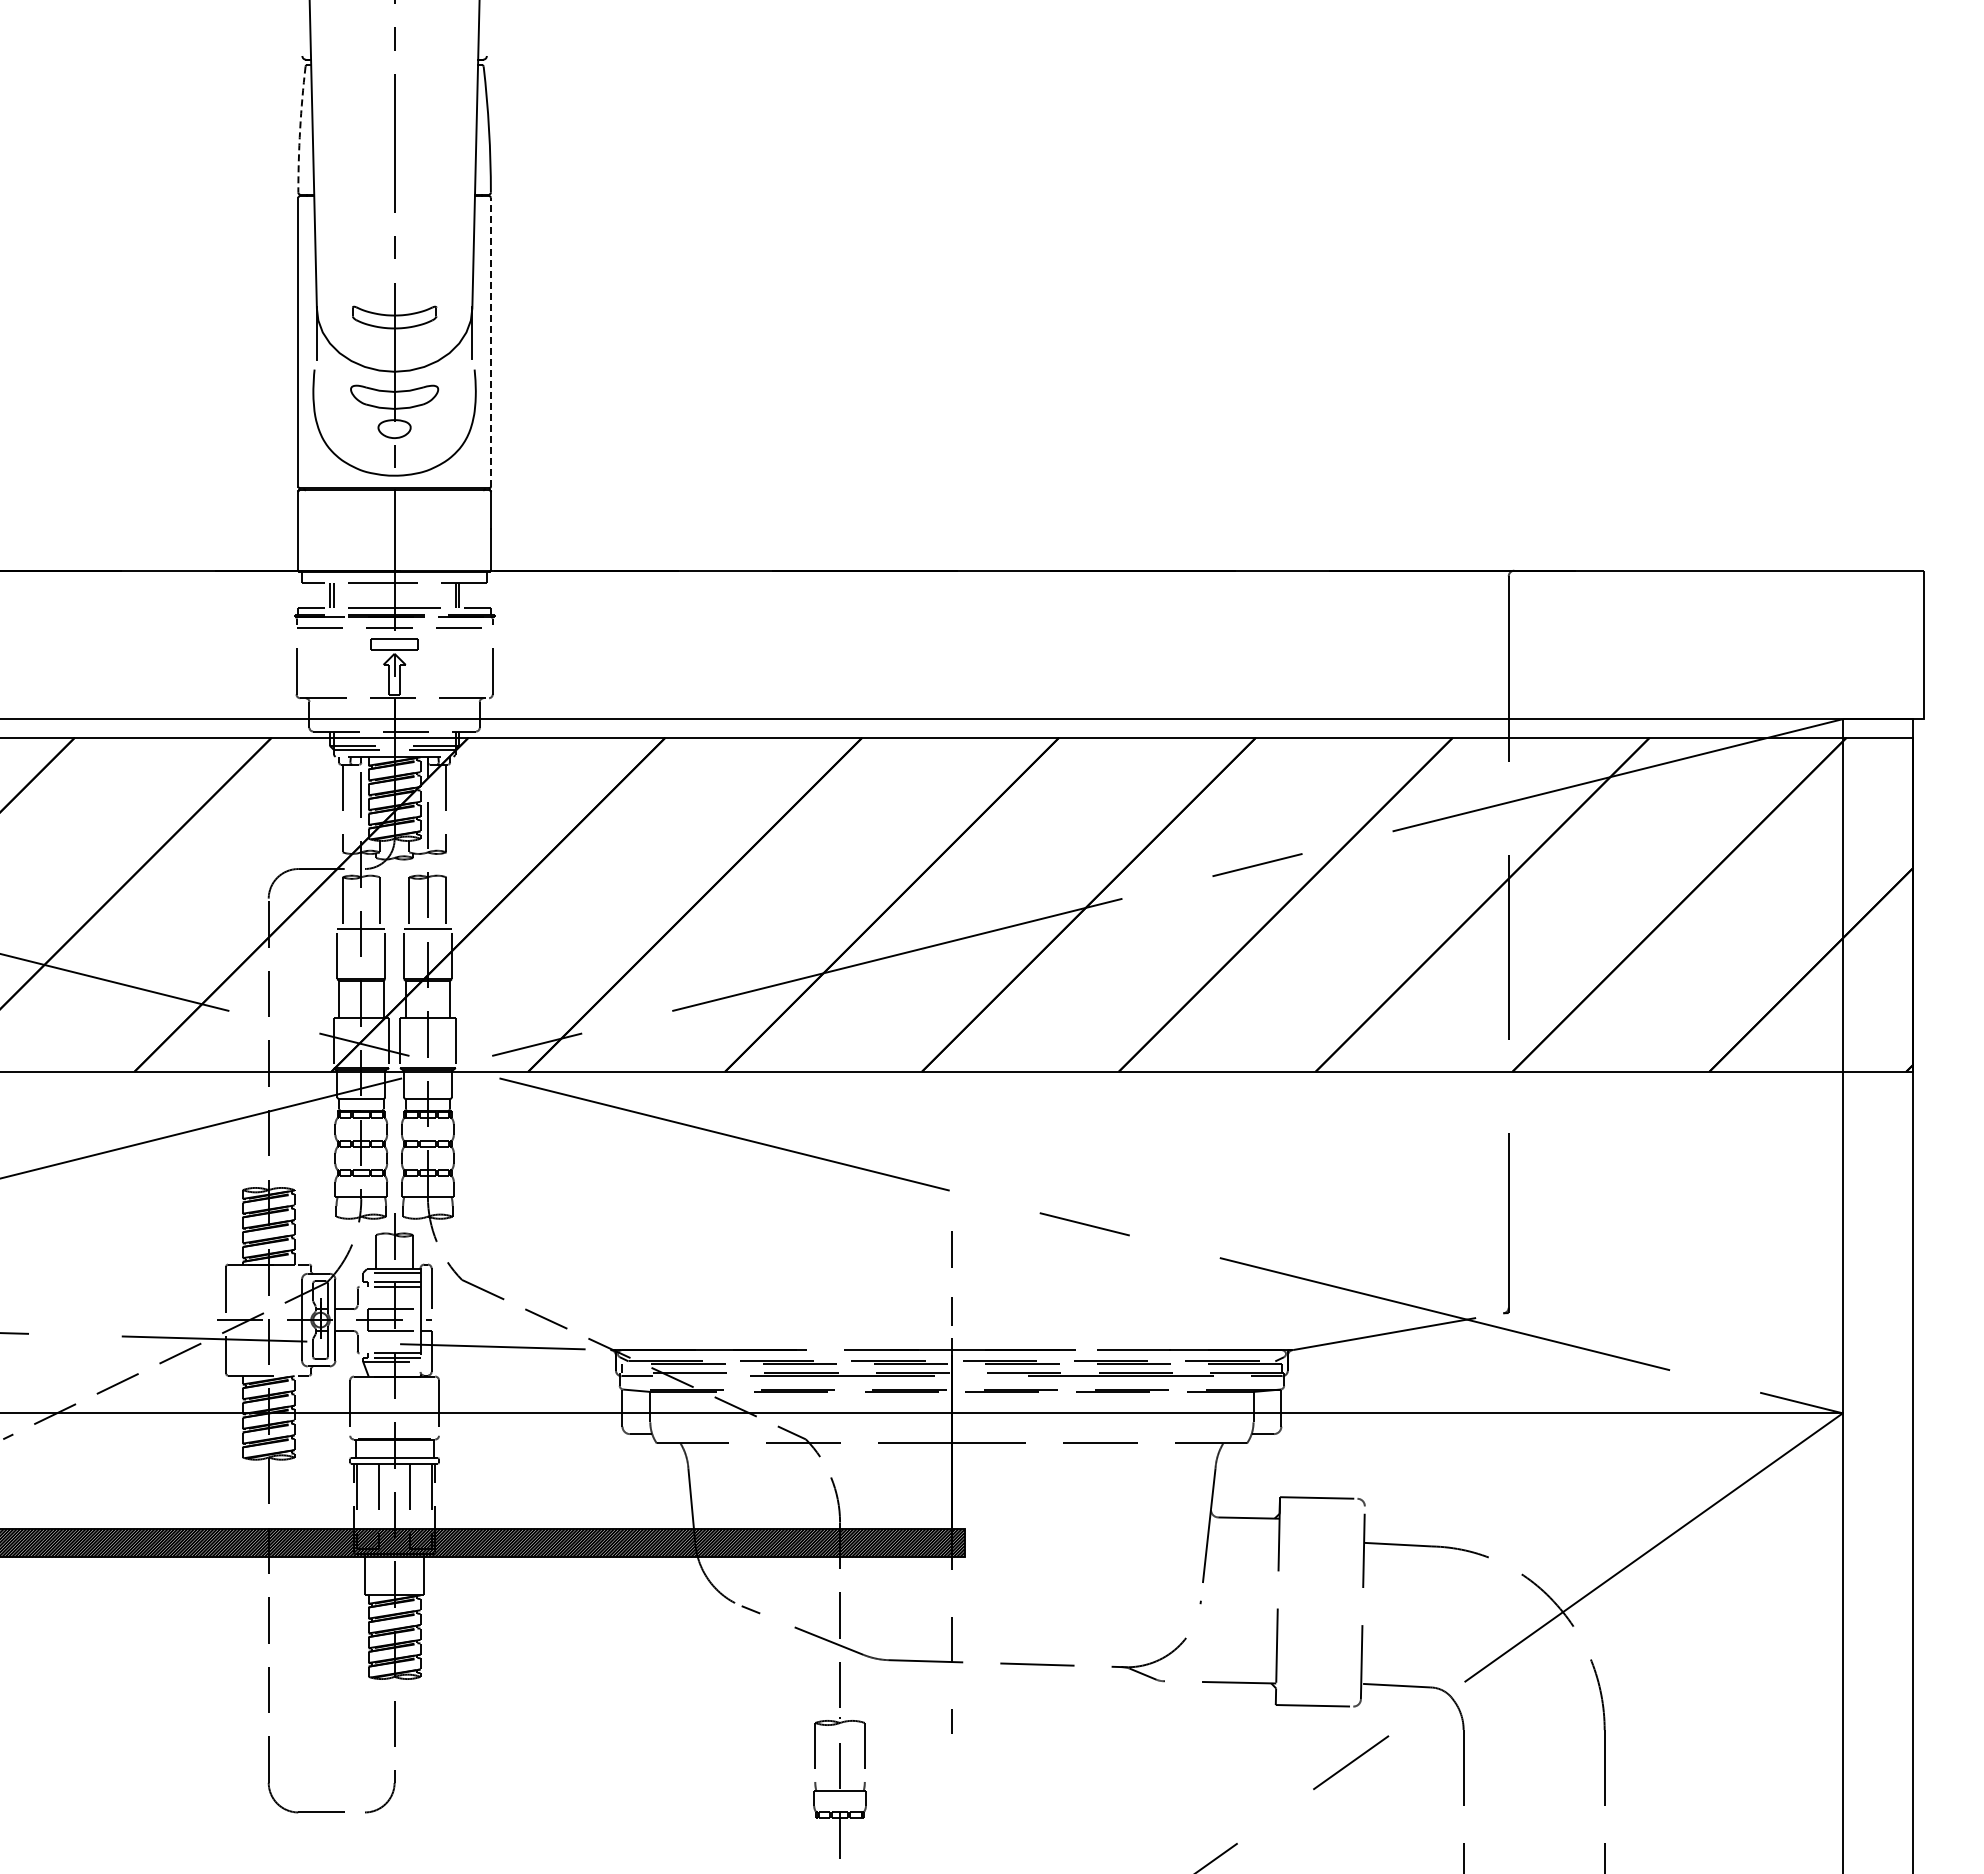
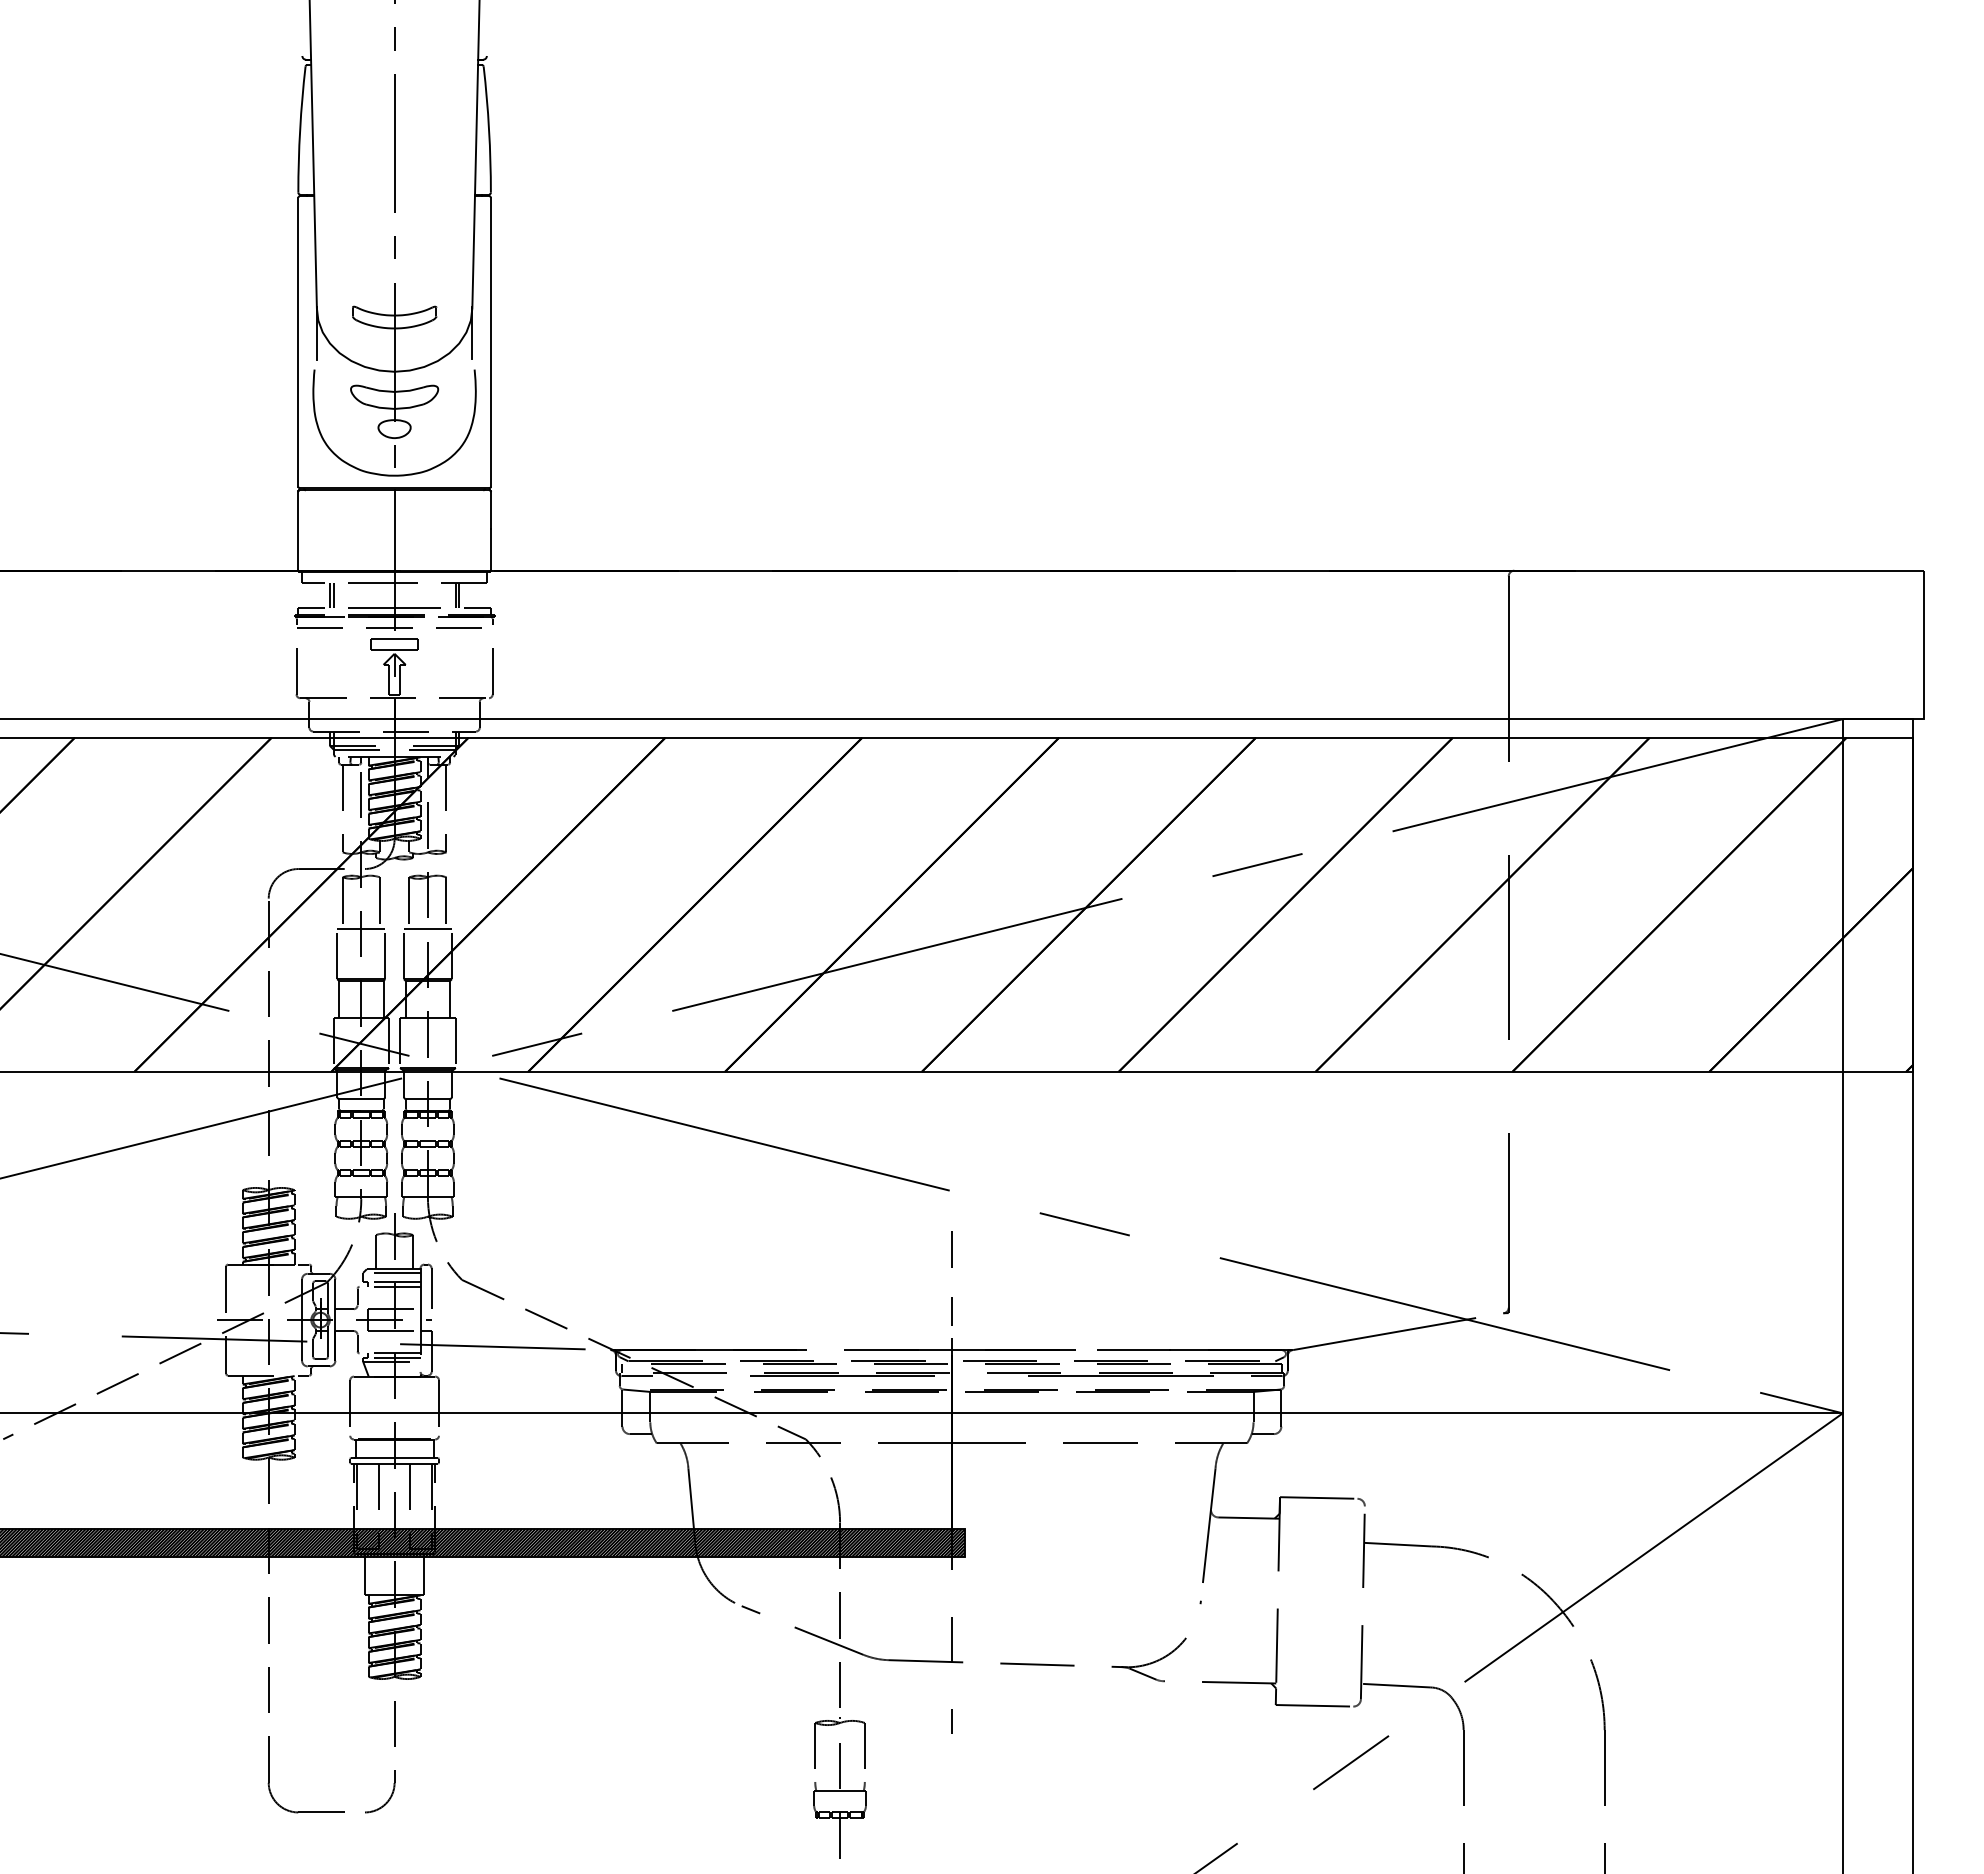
arc: dashed -> solid (300, 129)
line: dashed -> solid (490, 341)
